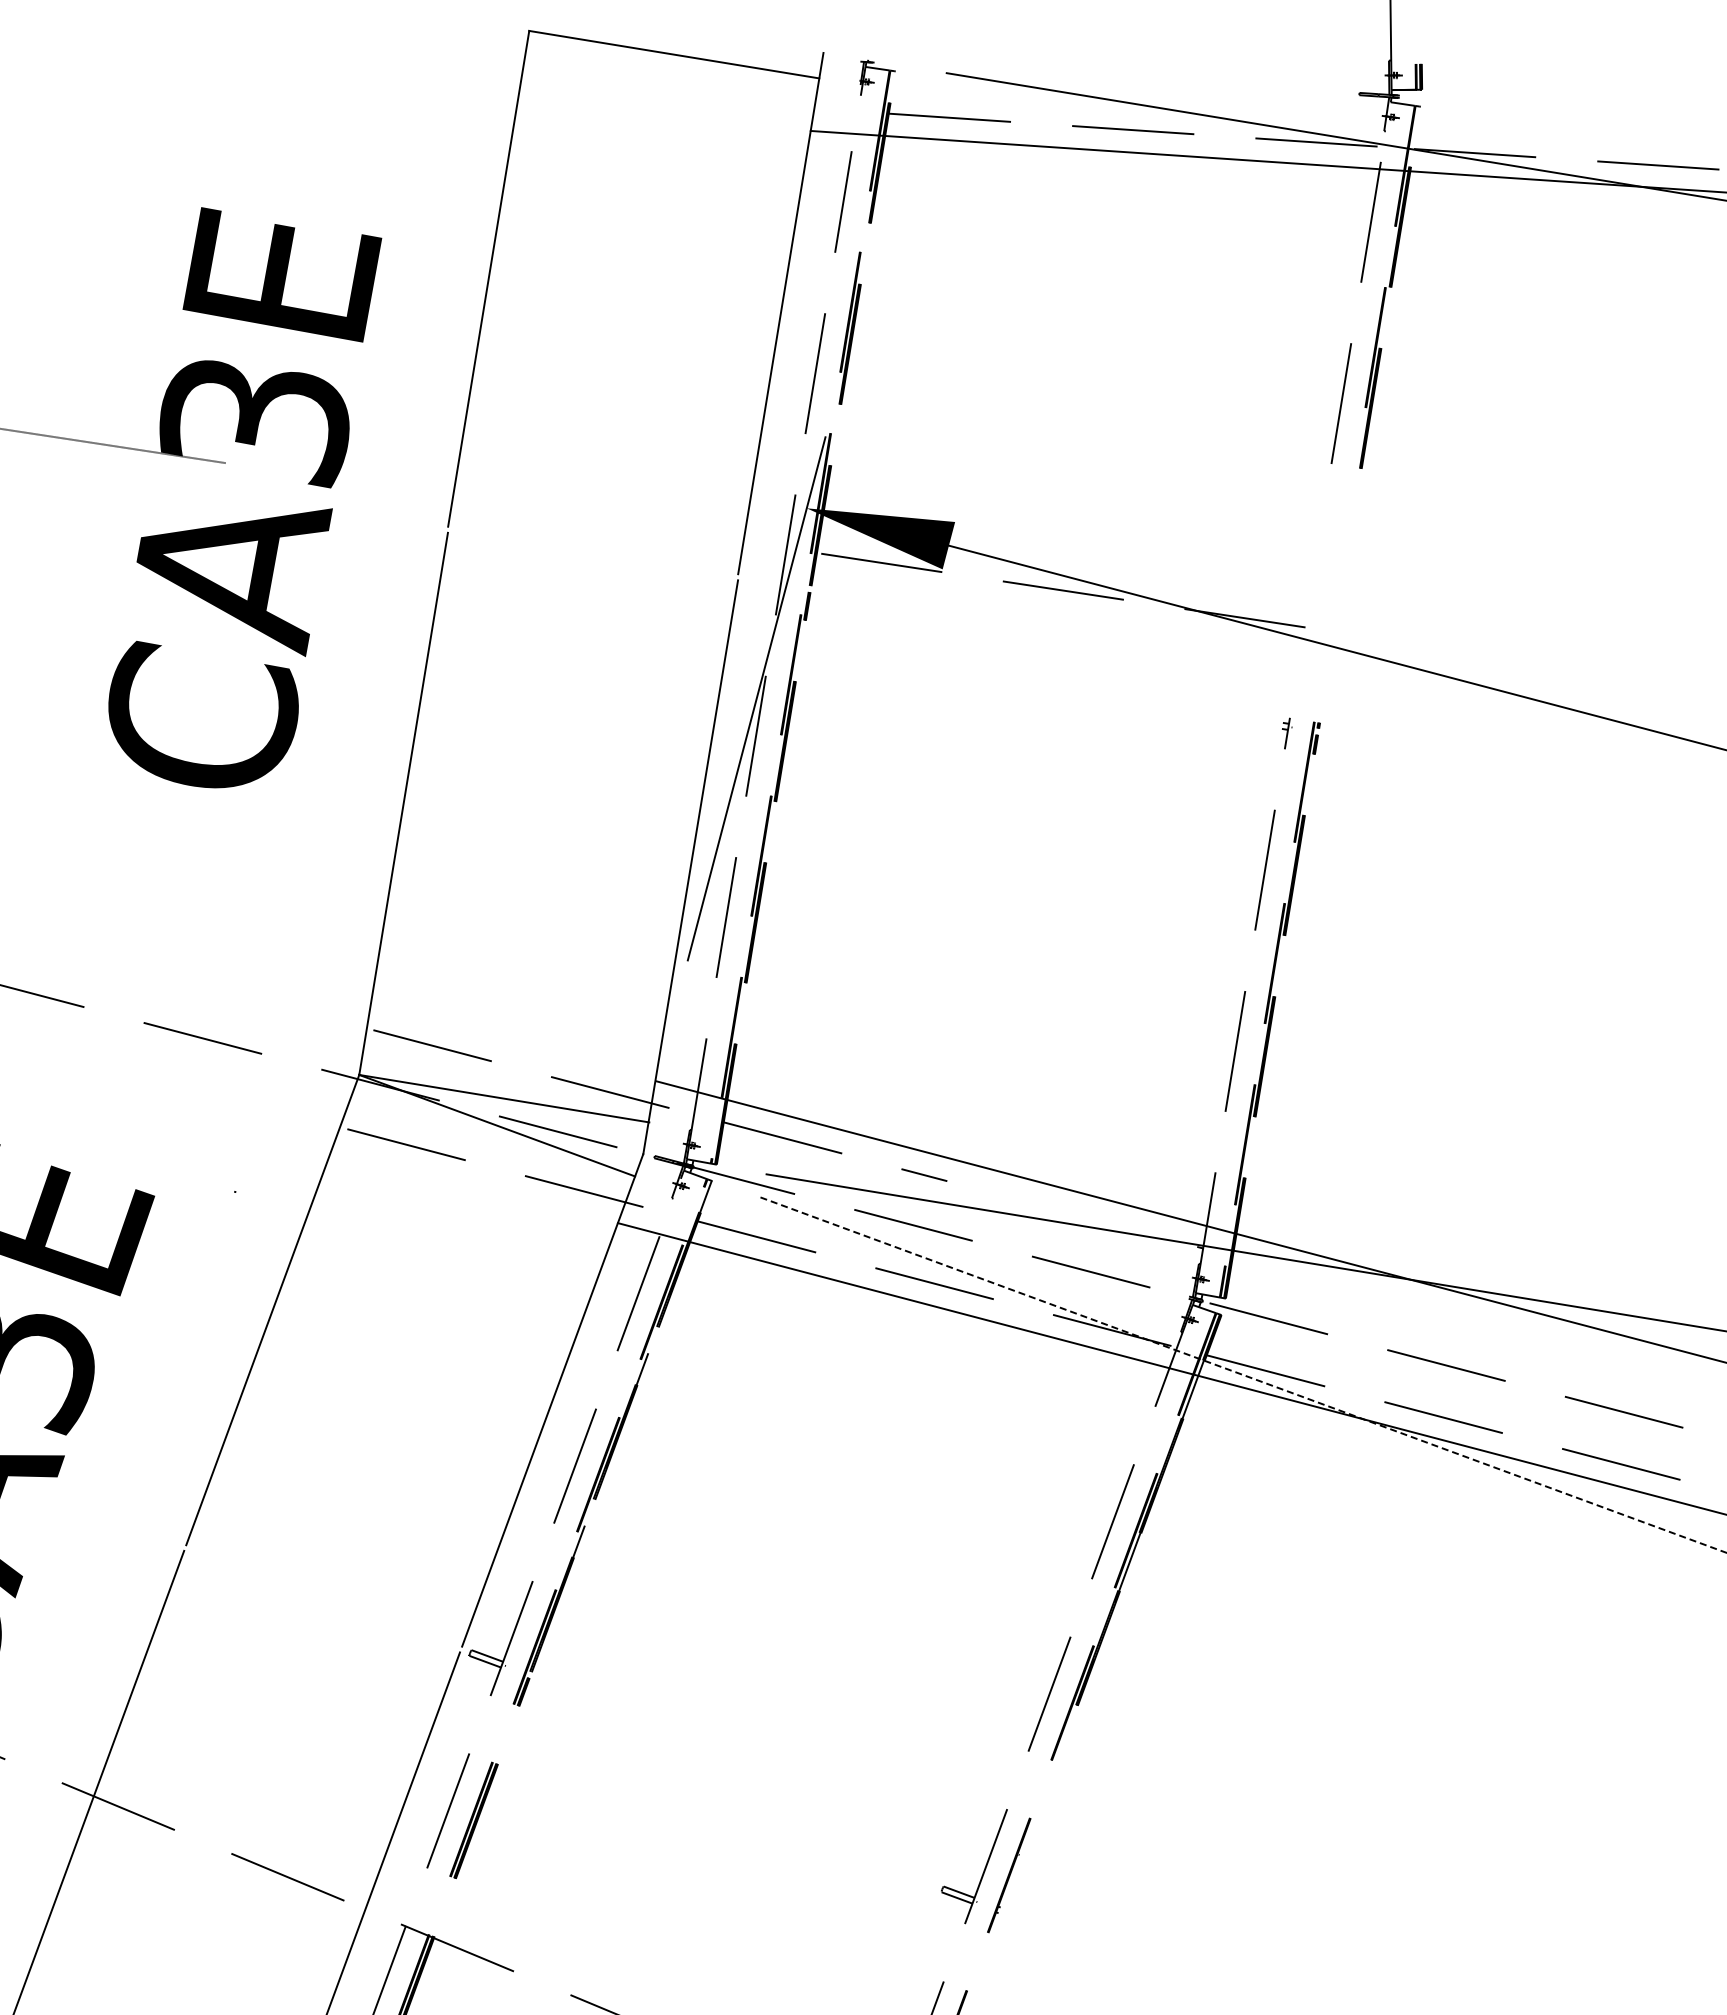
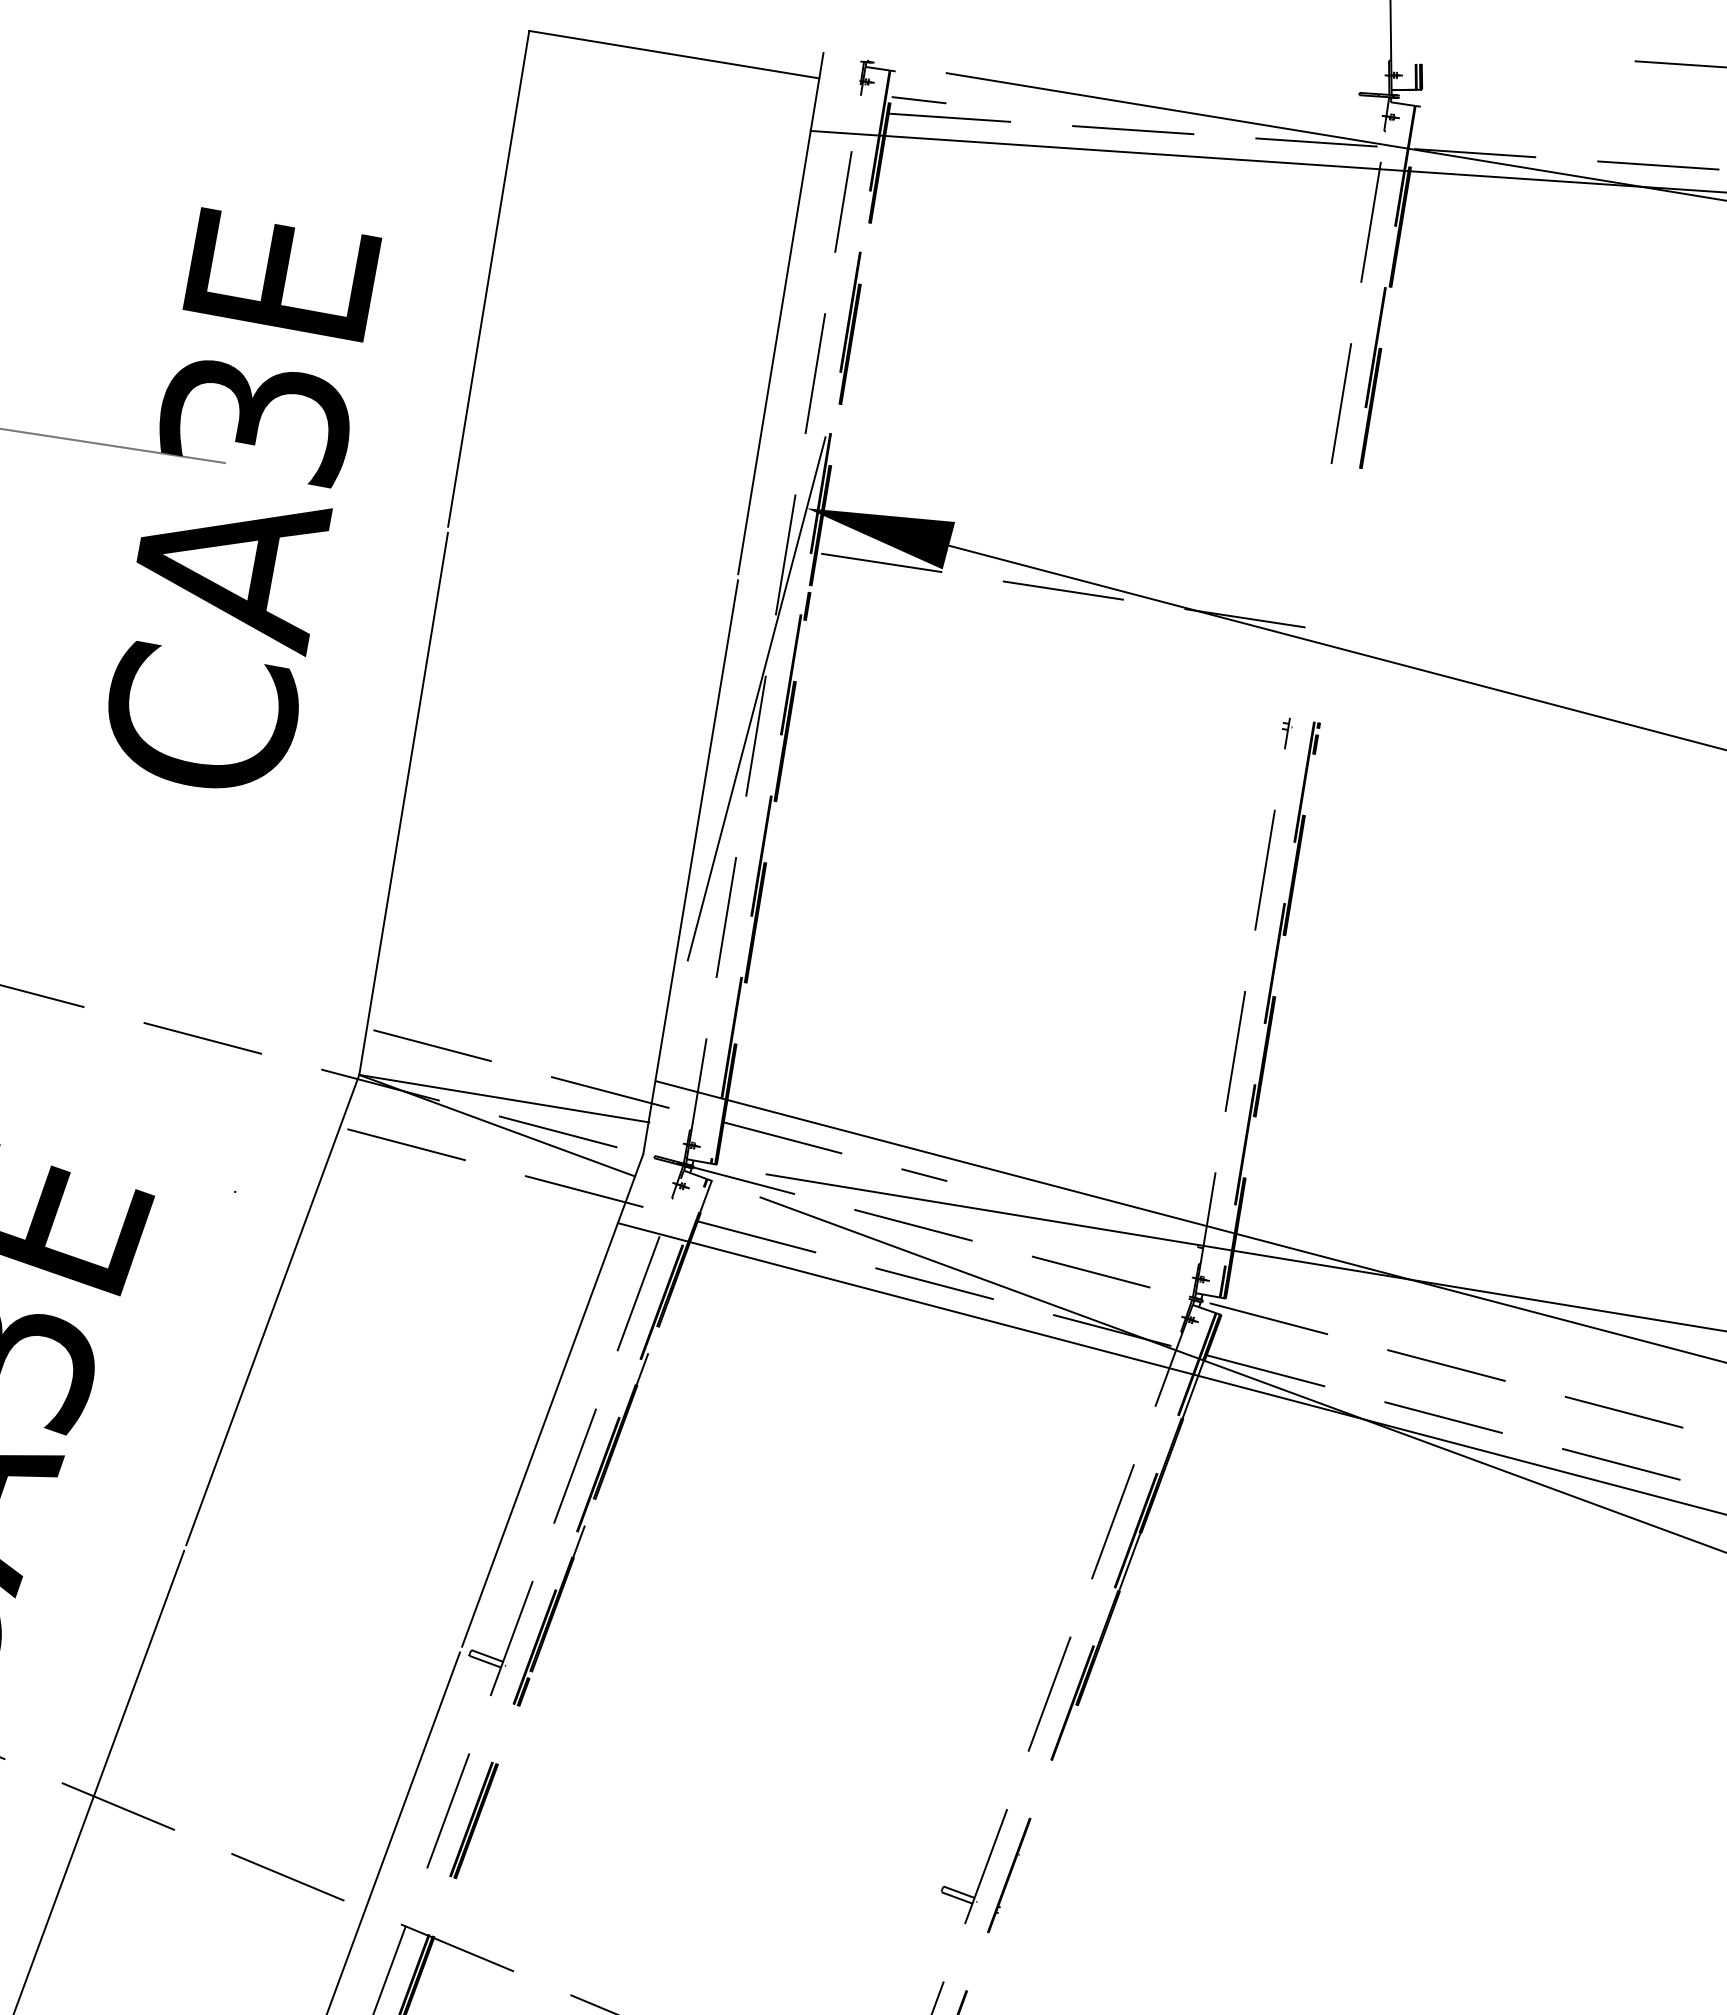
line: none -> present (1678, 64)
line: none -> present (918, 100)
line: dashed -> solid (1243, 1375)
